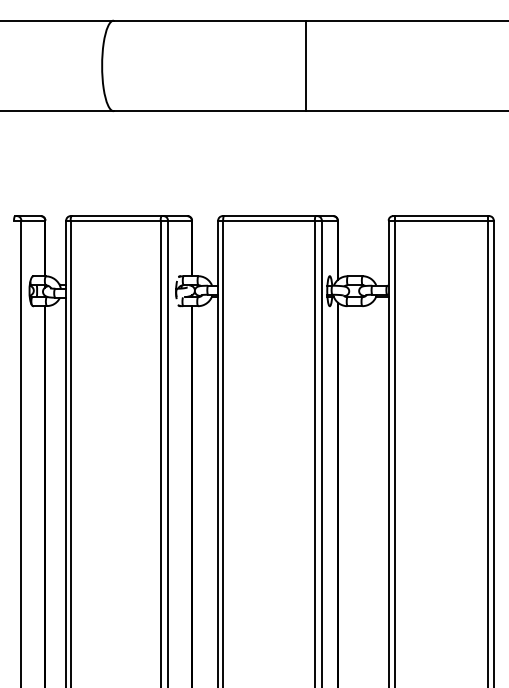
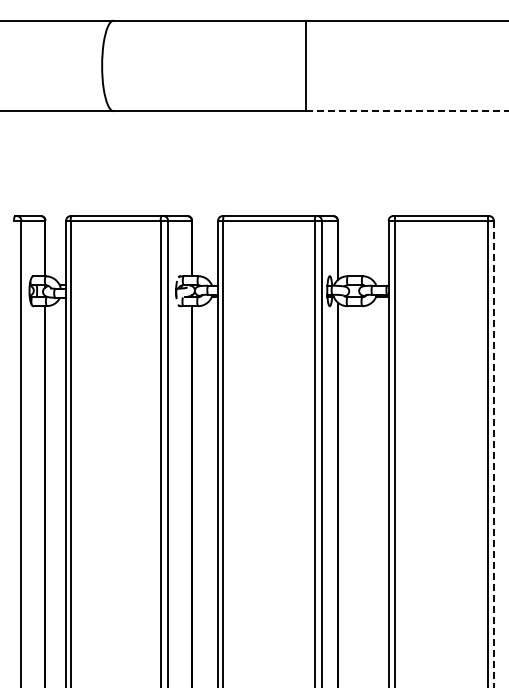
line: solid -> dashed (407, 111)
line: solid -> dashed (493, 454)
